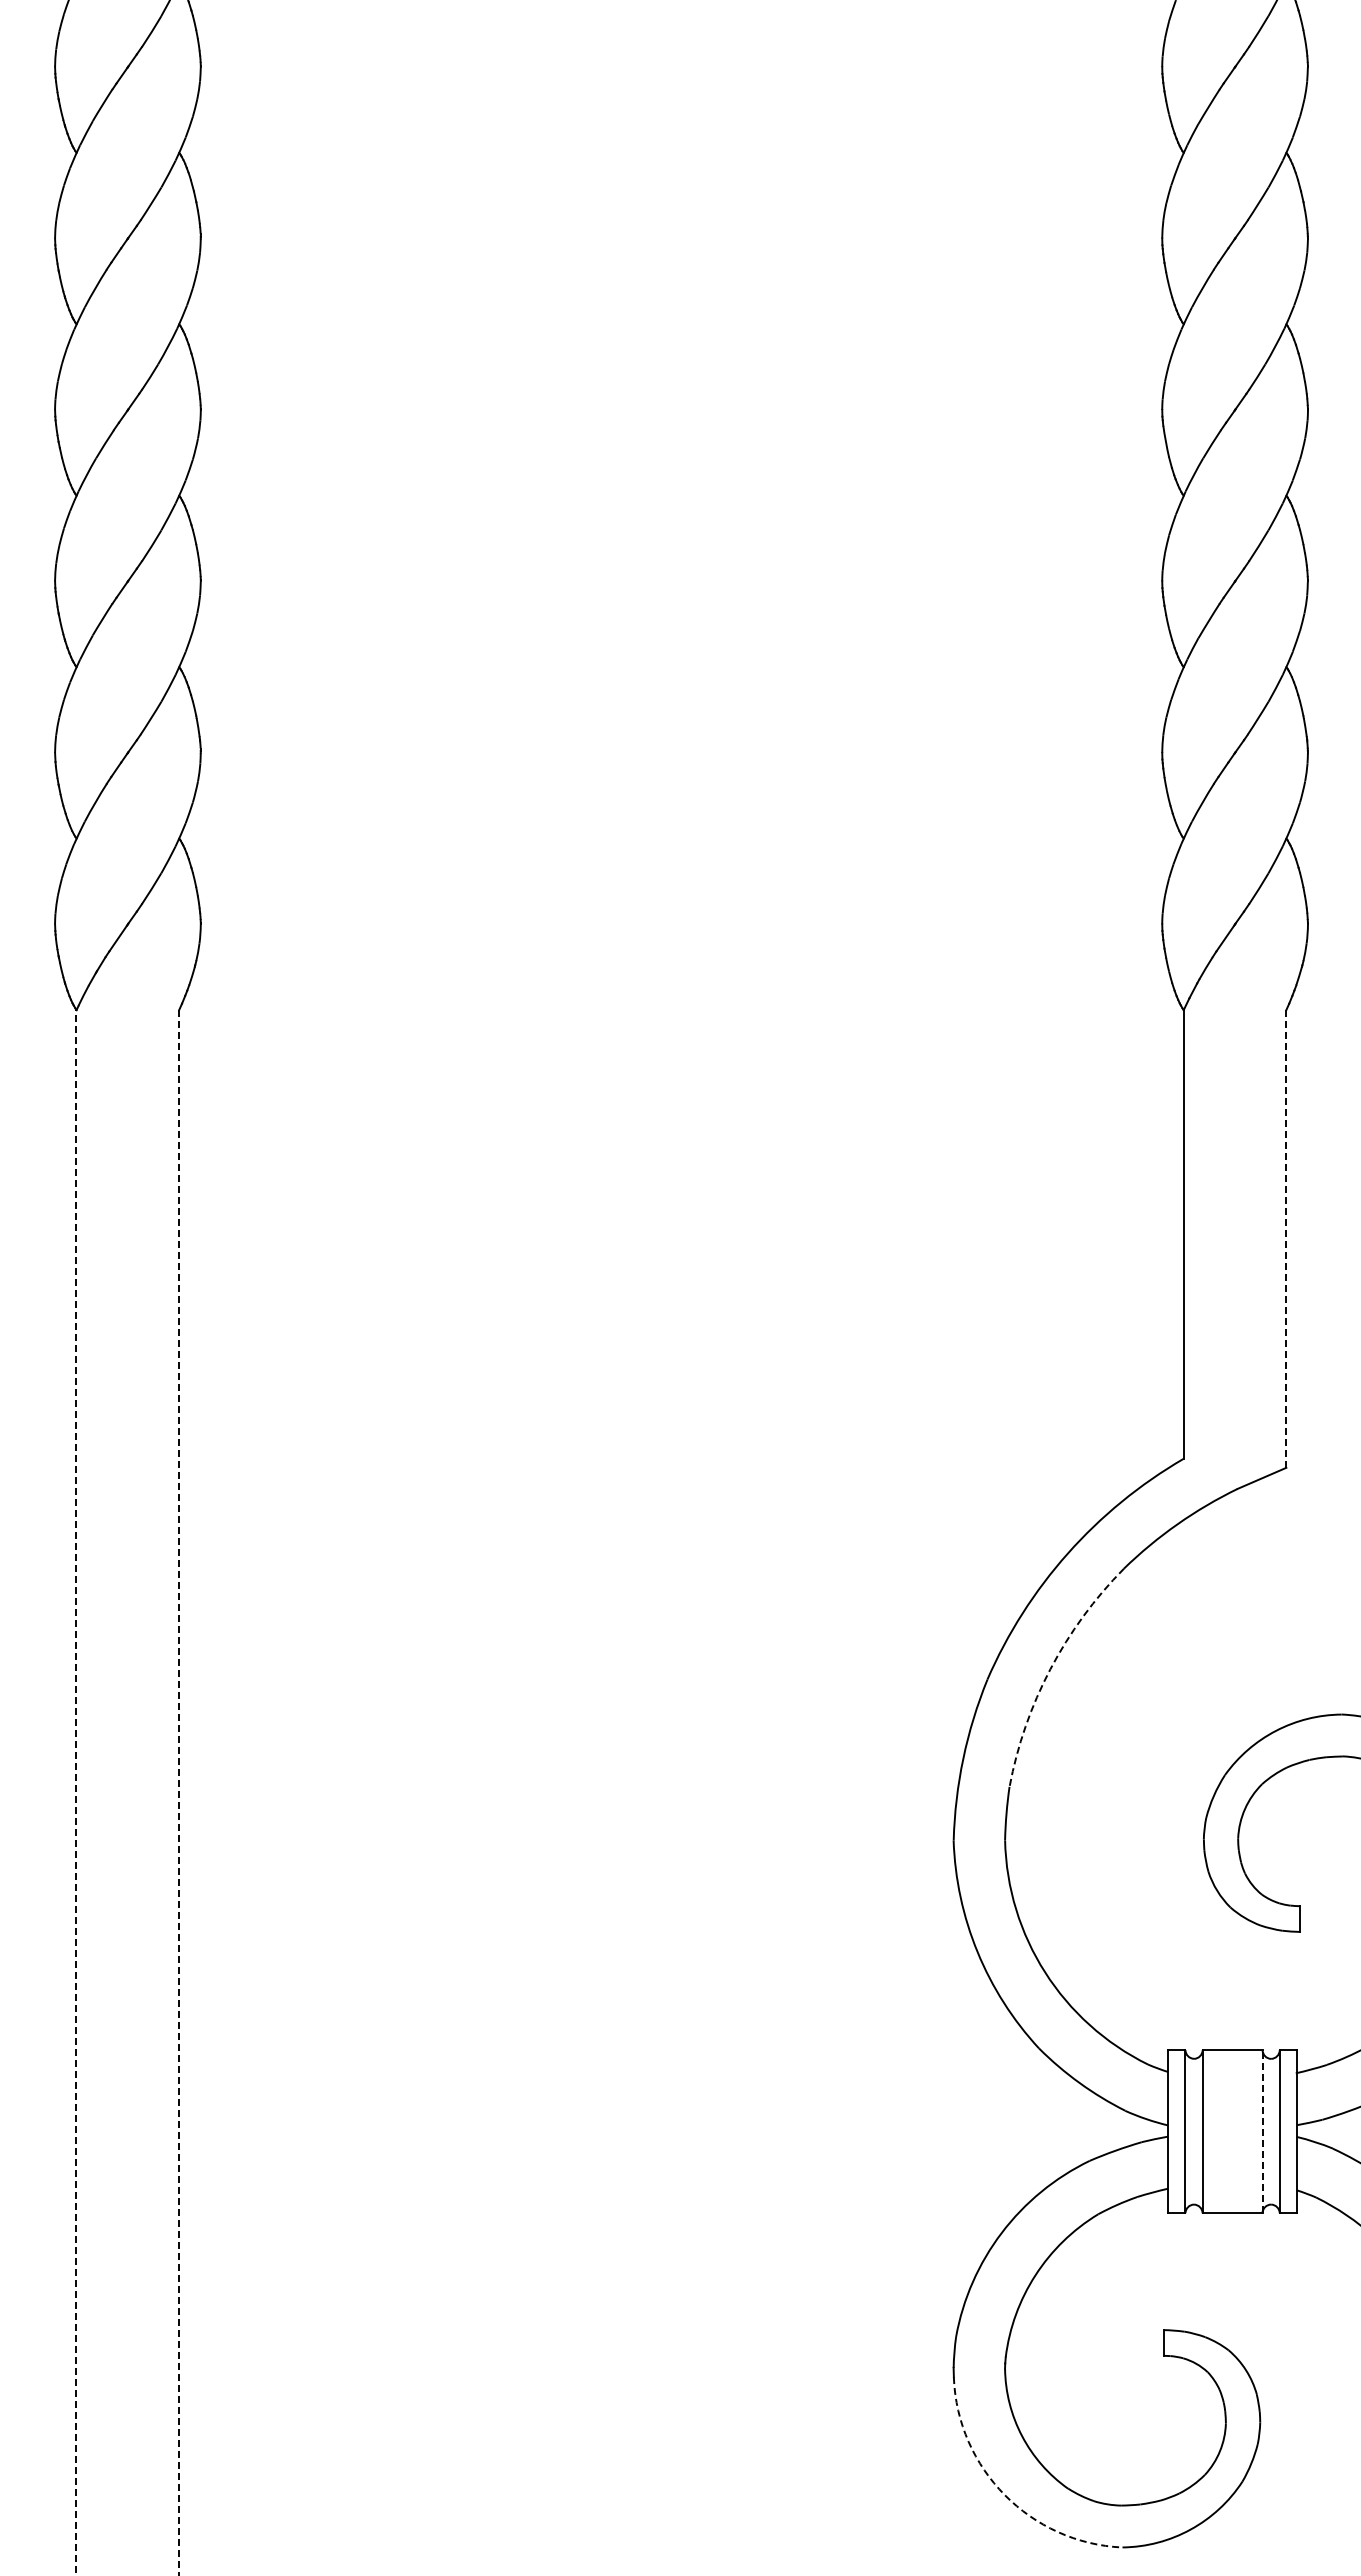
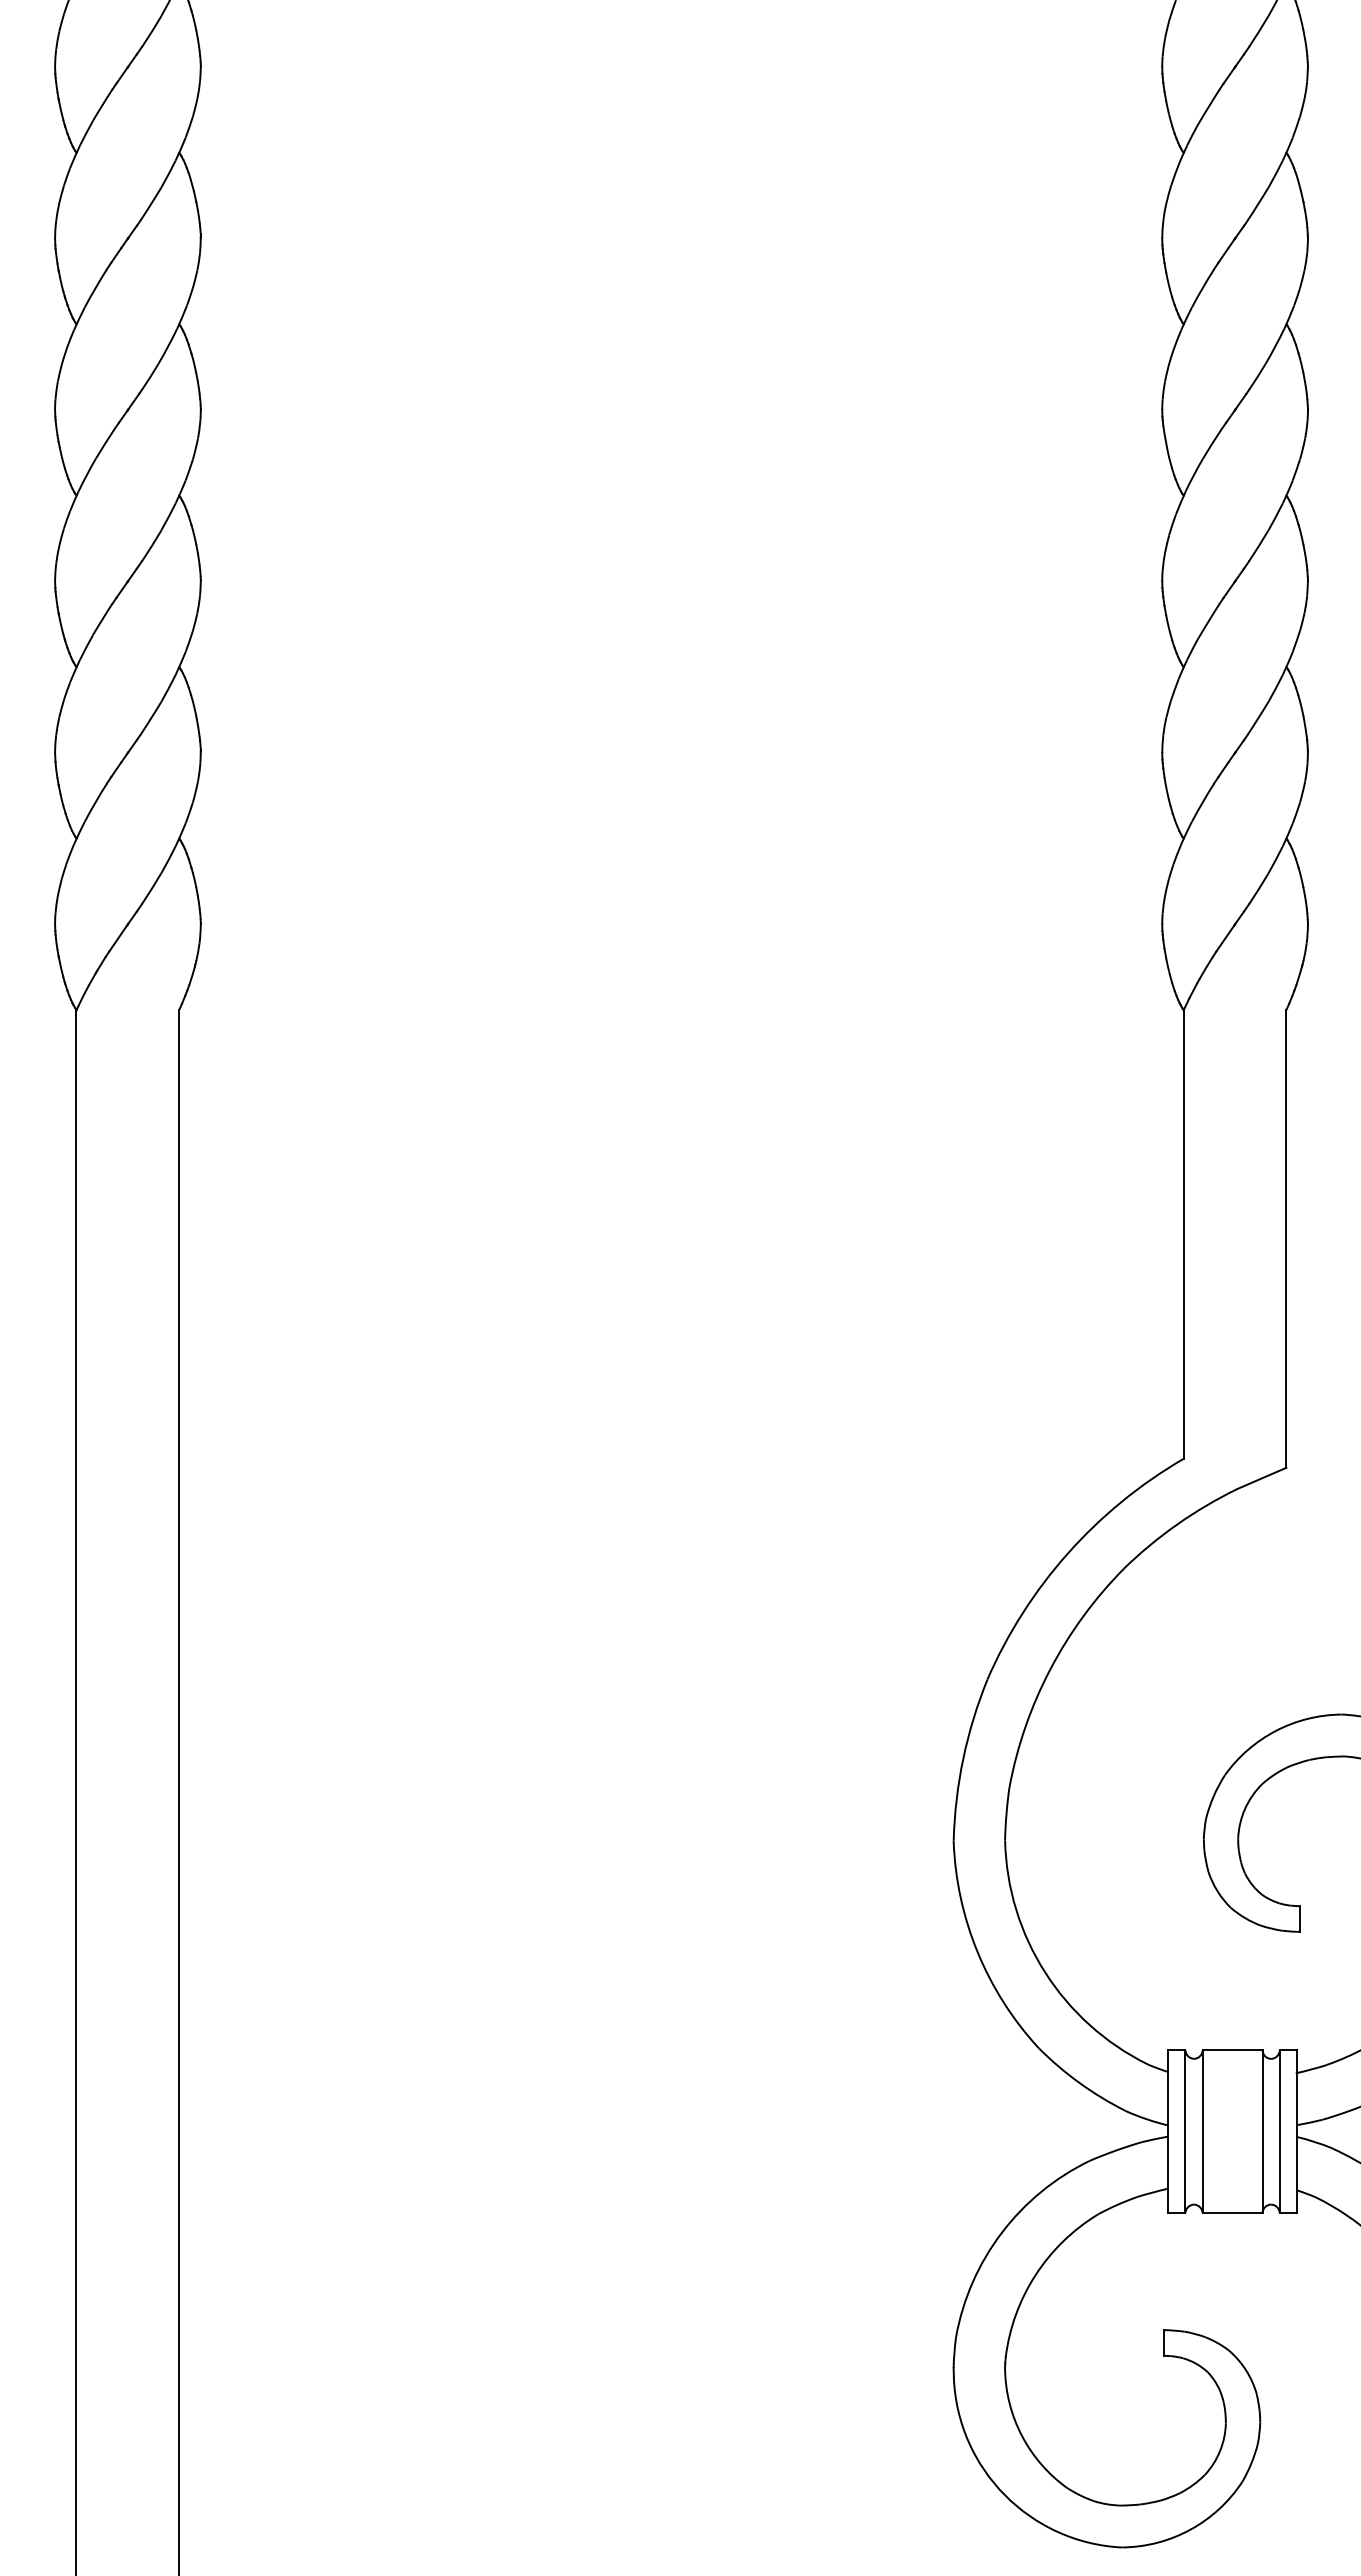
line: dashed -> solid (1286, 1238)
arc: dashed -> solid (1050, 1669)
line: dashed -> solid (76, 1792)
line: dashed -> solid (179, 1792)
line: dashed -> solid (1262, 2131)
arc: dashed -> solid (1004, 2495)
